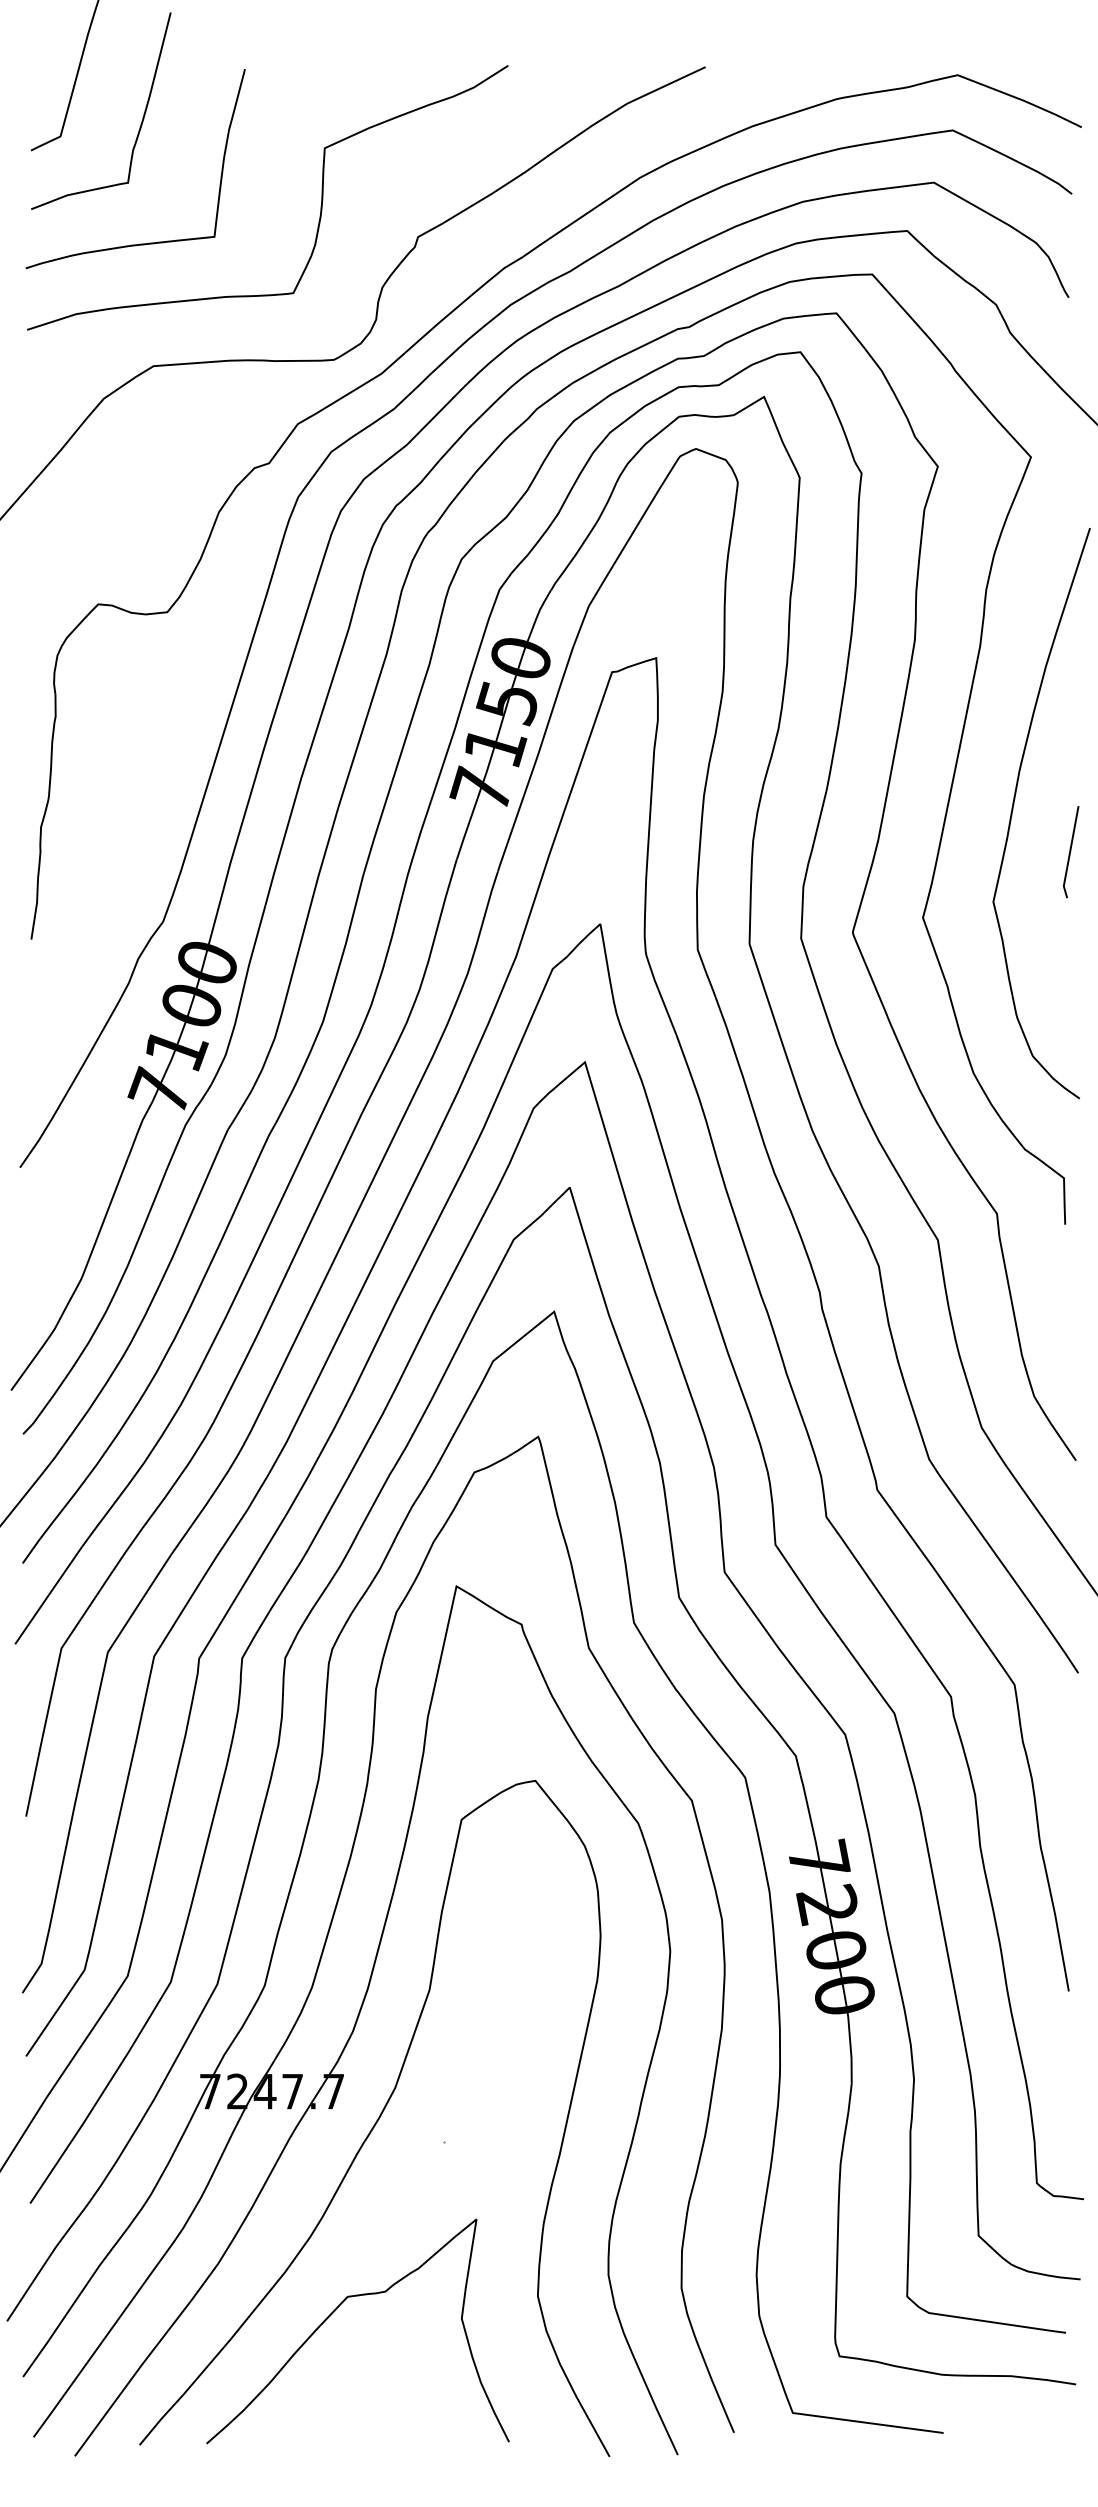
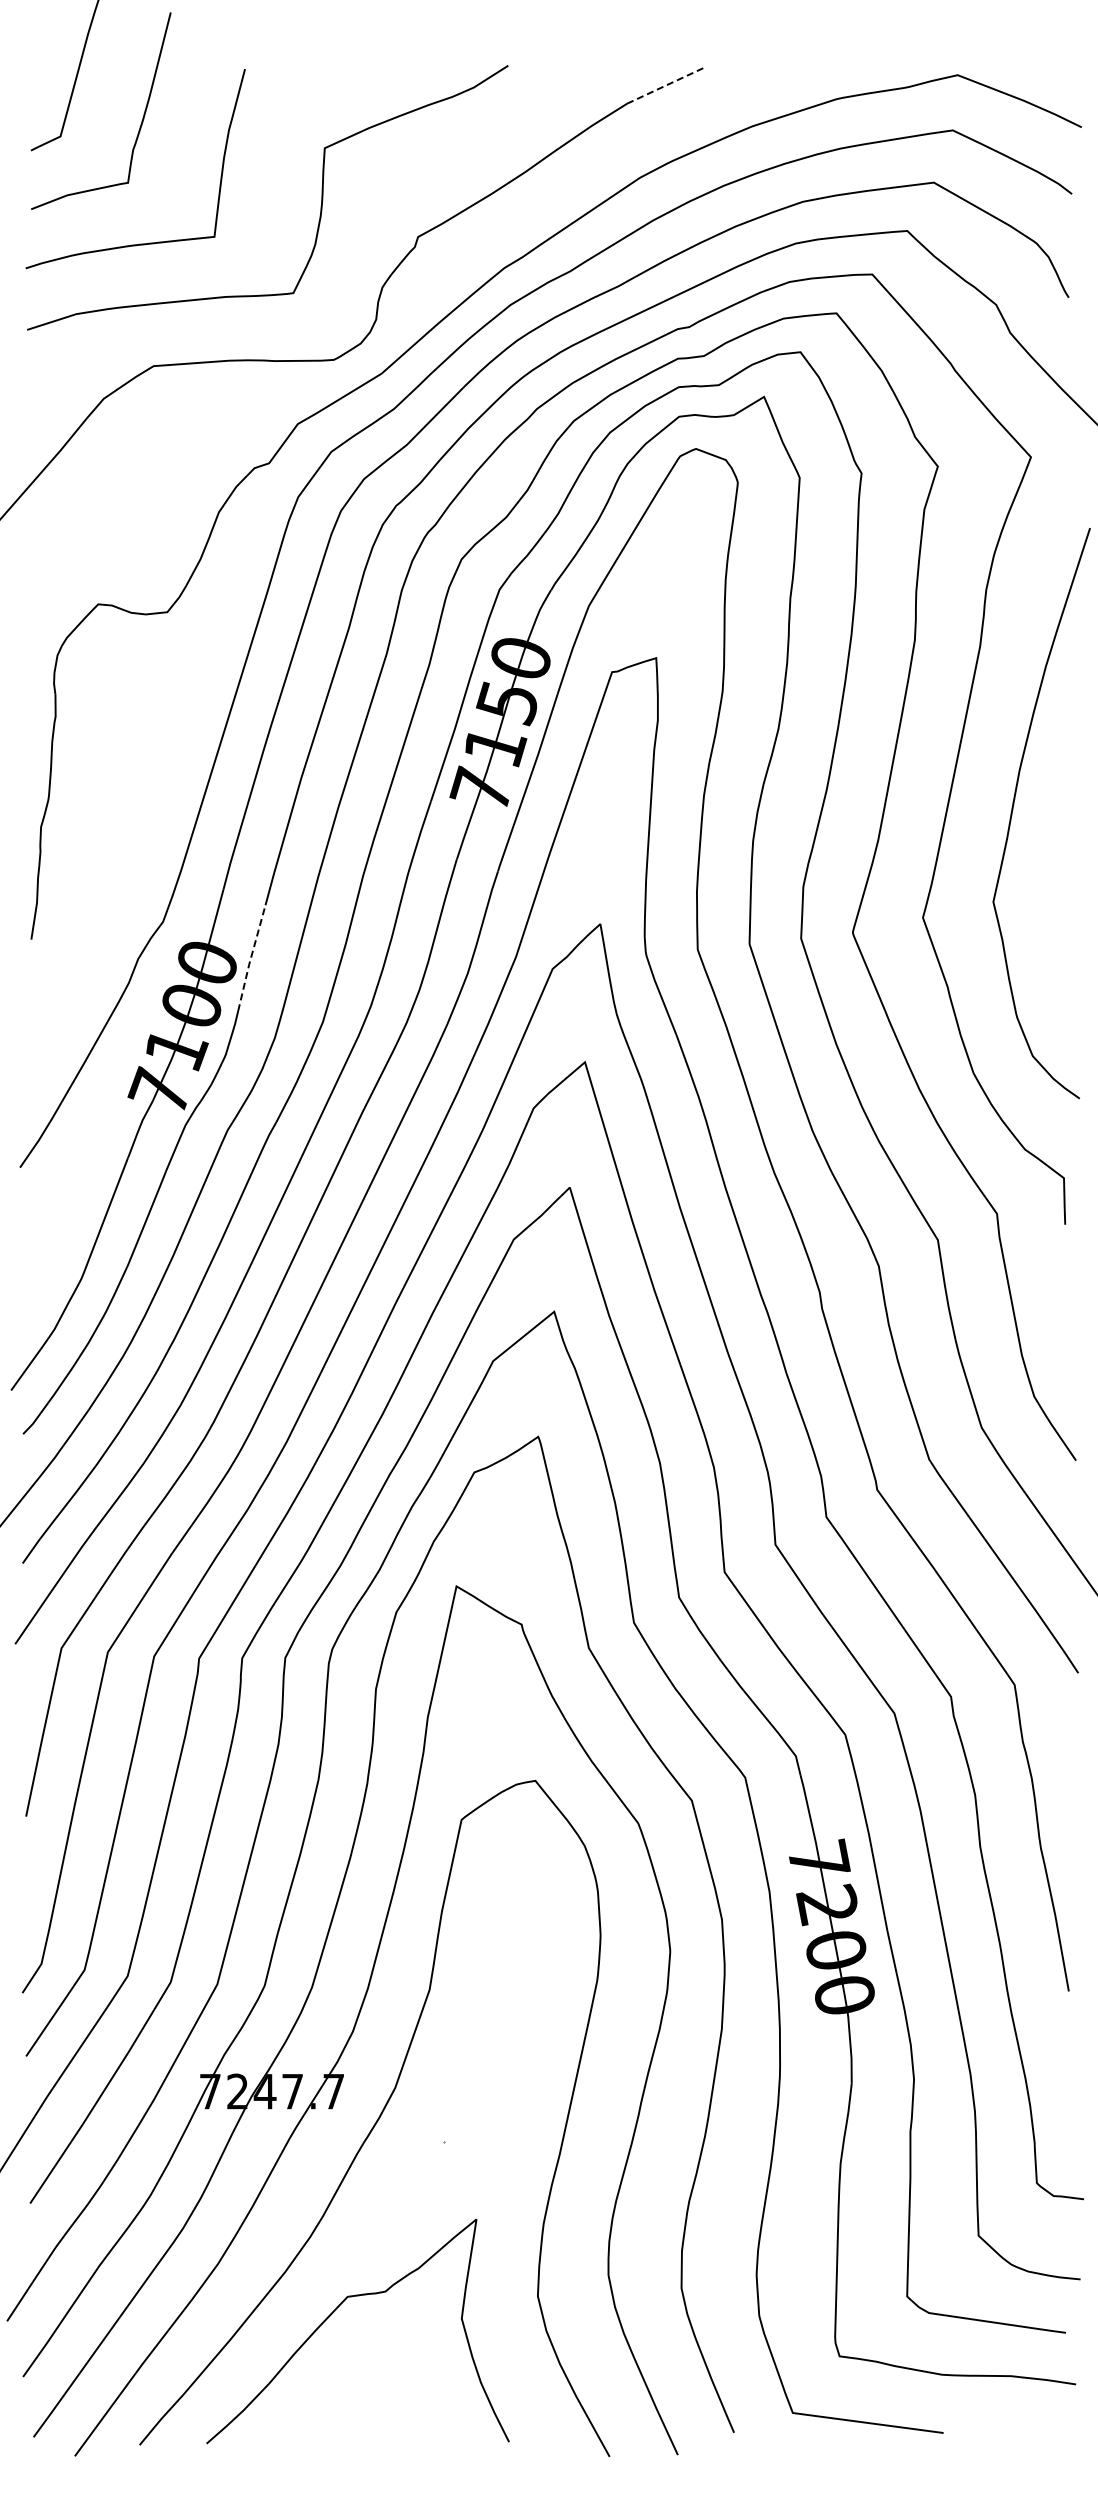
line: solid -> dashed (666, 85)
line: present -> none (1071, 851)
line: solid -> dashed (250, 958)
